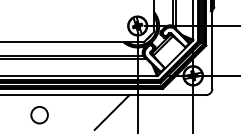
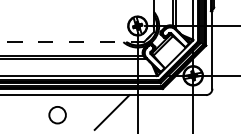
line: solid -> dashed (72, 42)
circle position: (39, 115) -> (57, 115) (57, 115)
